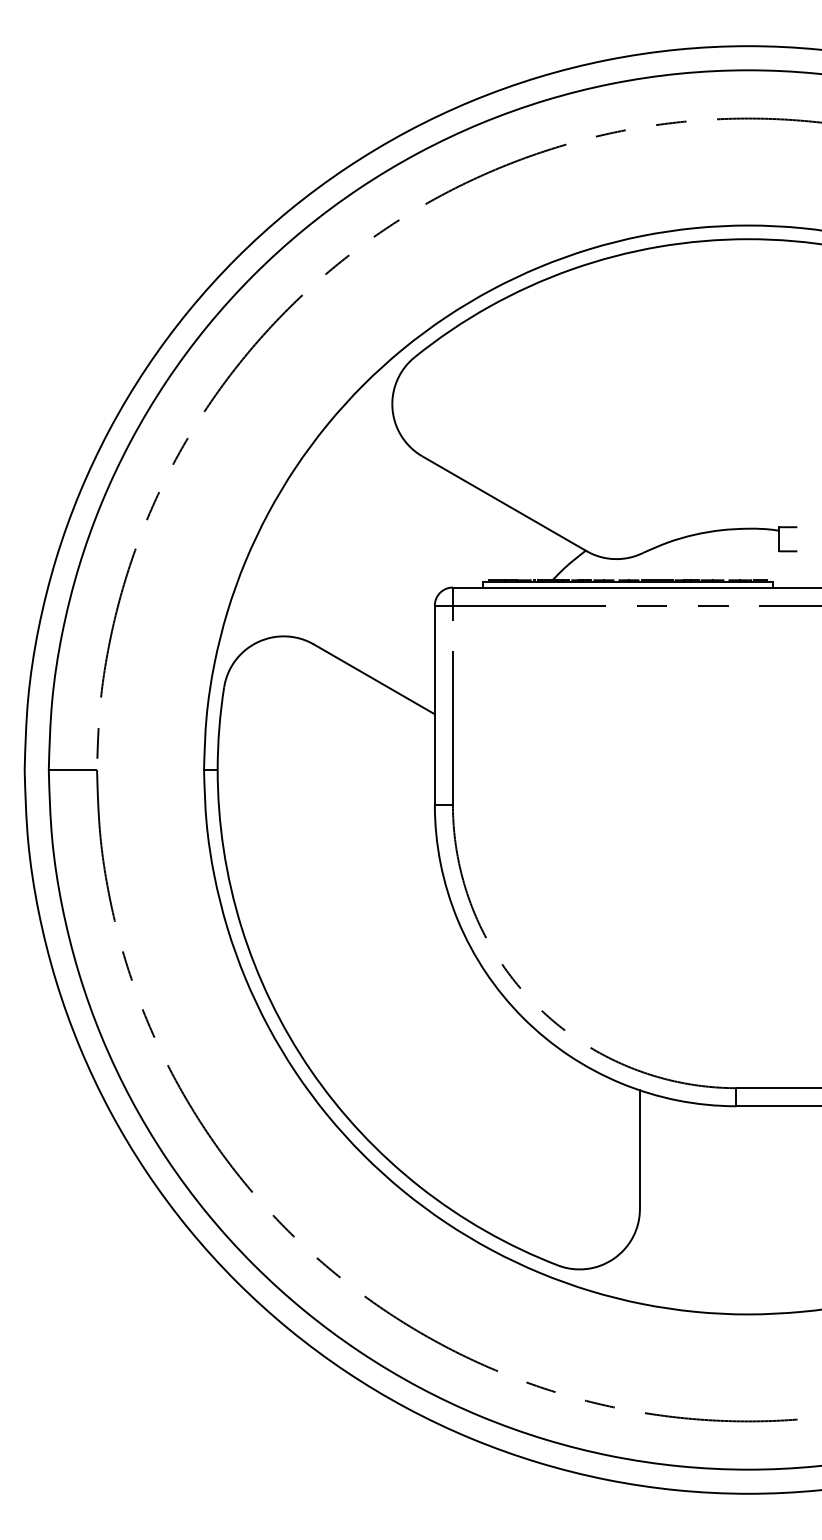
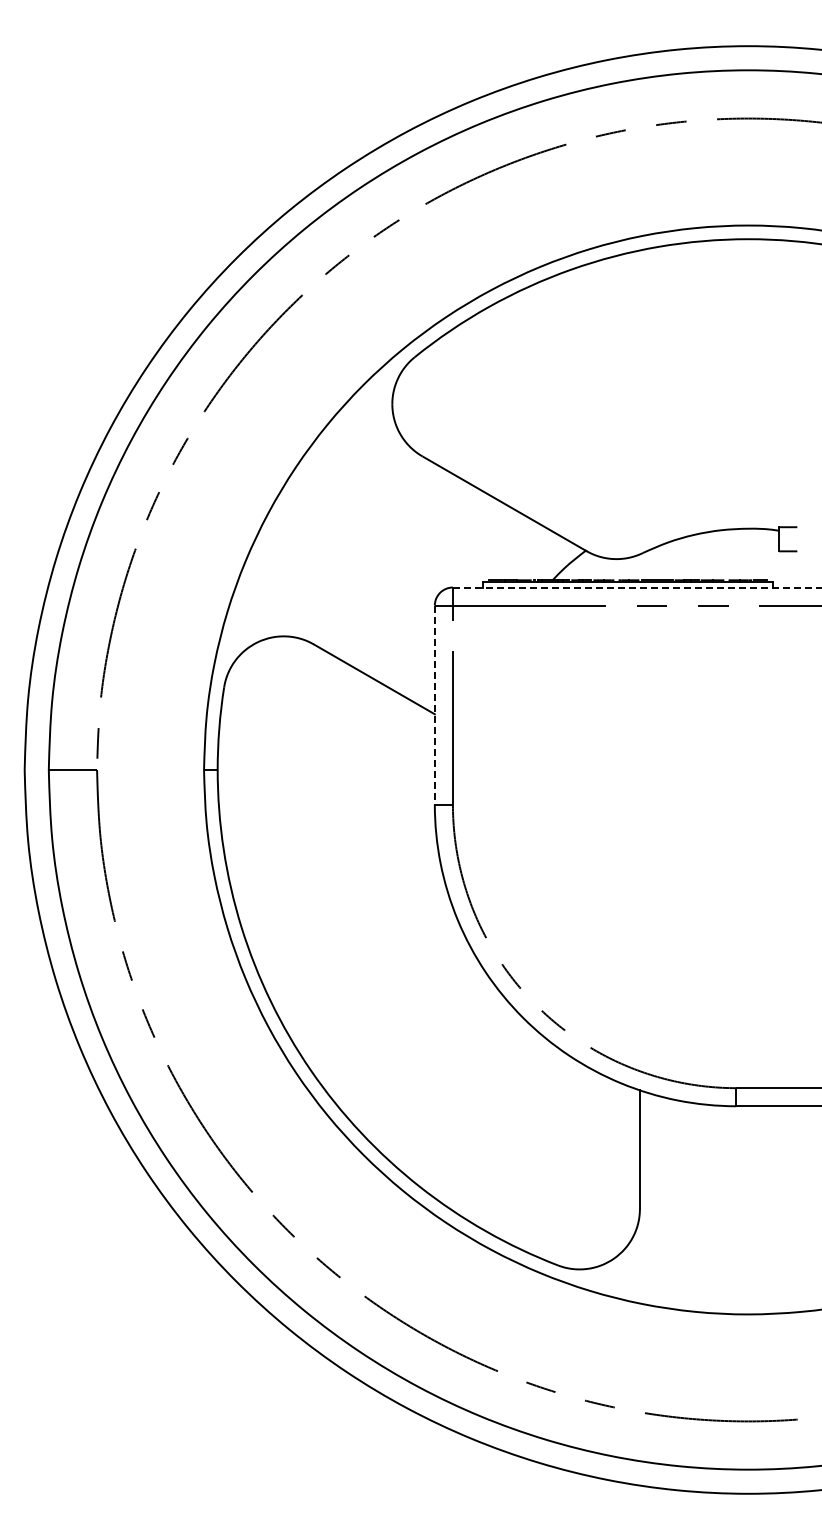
line: solid -> dashed (637, 587)
line: solid -> dashed (434, 705)
